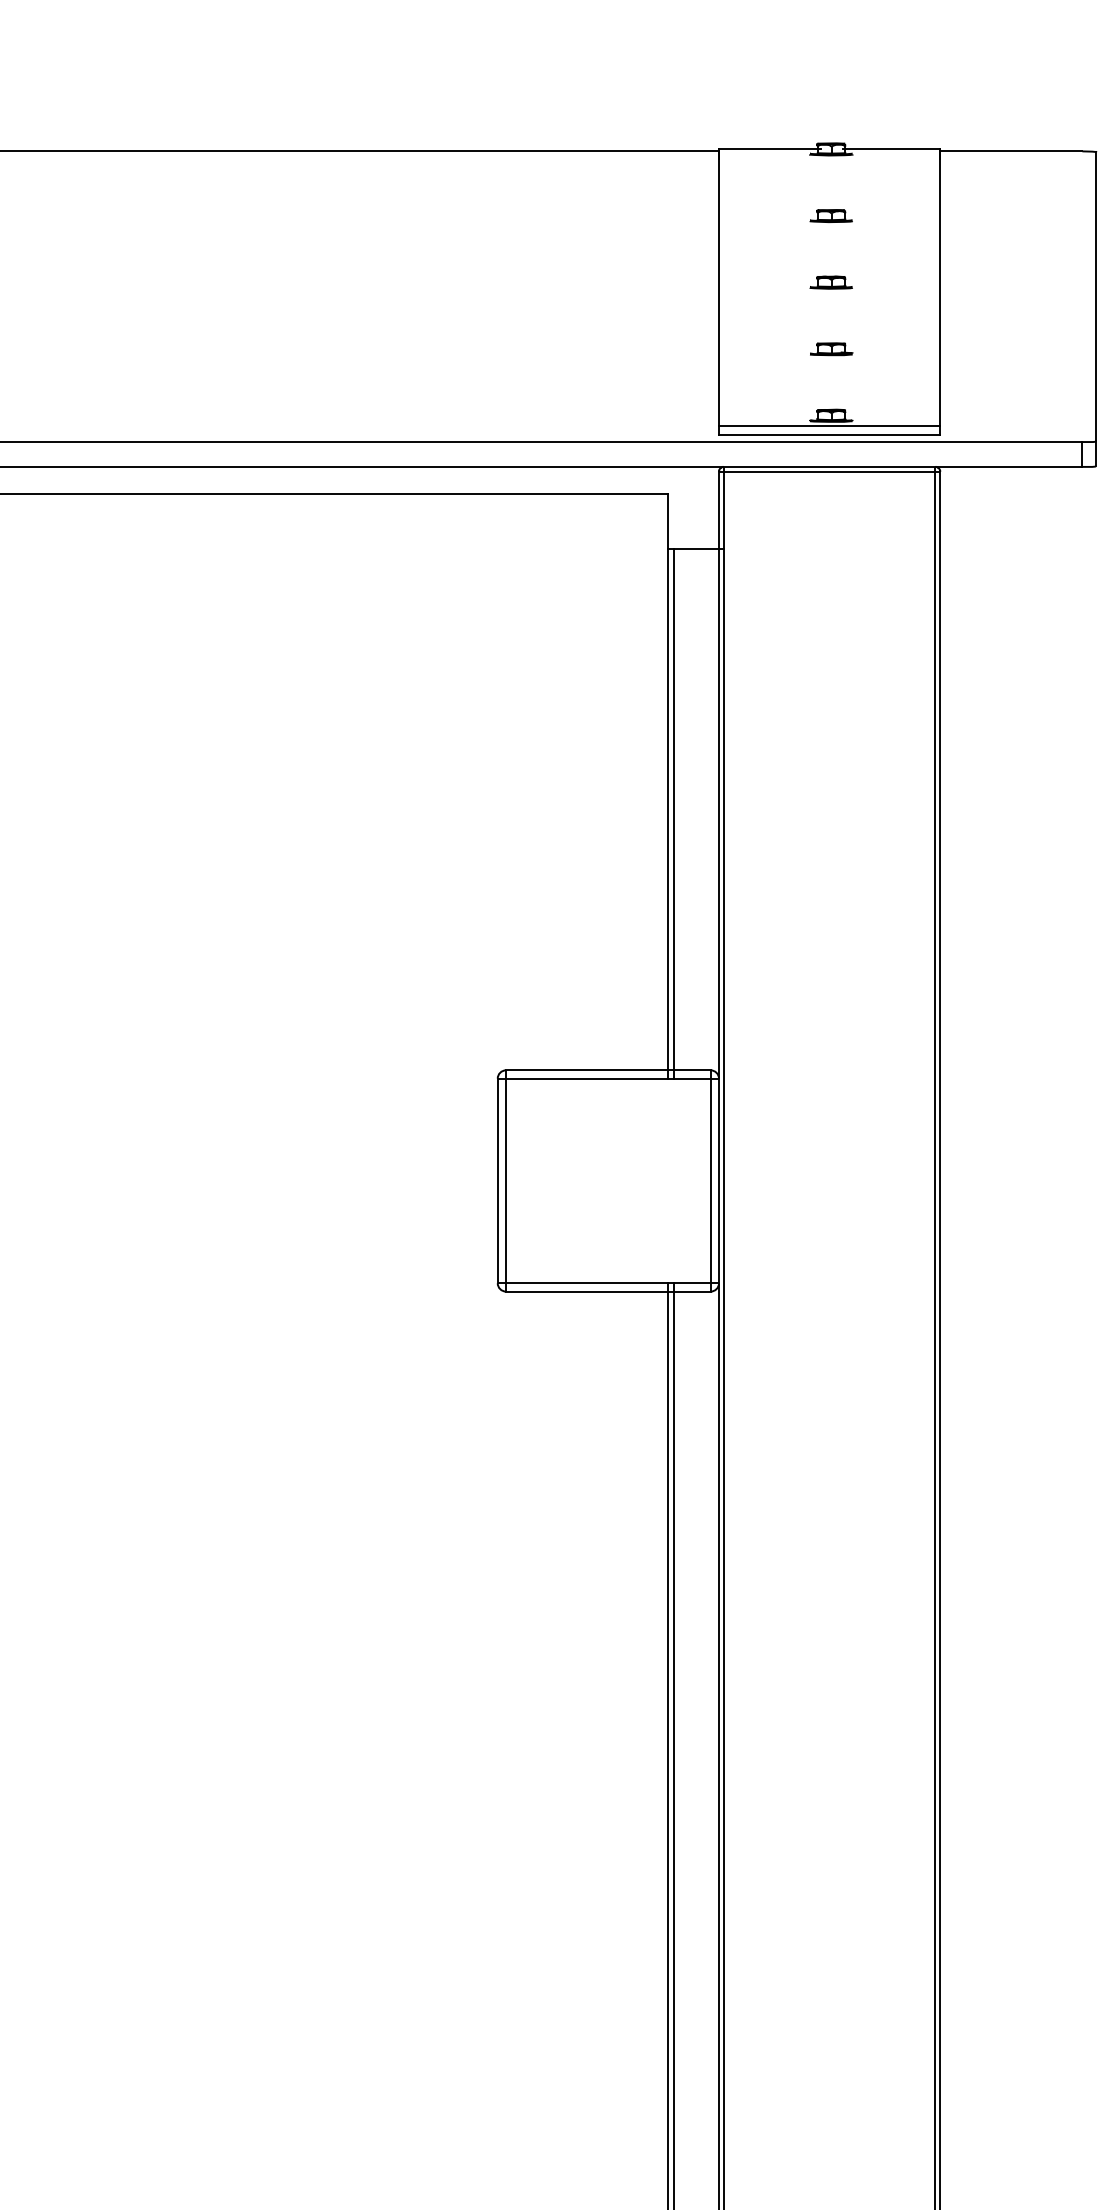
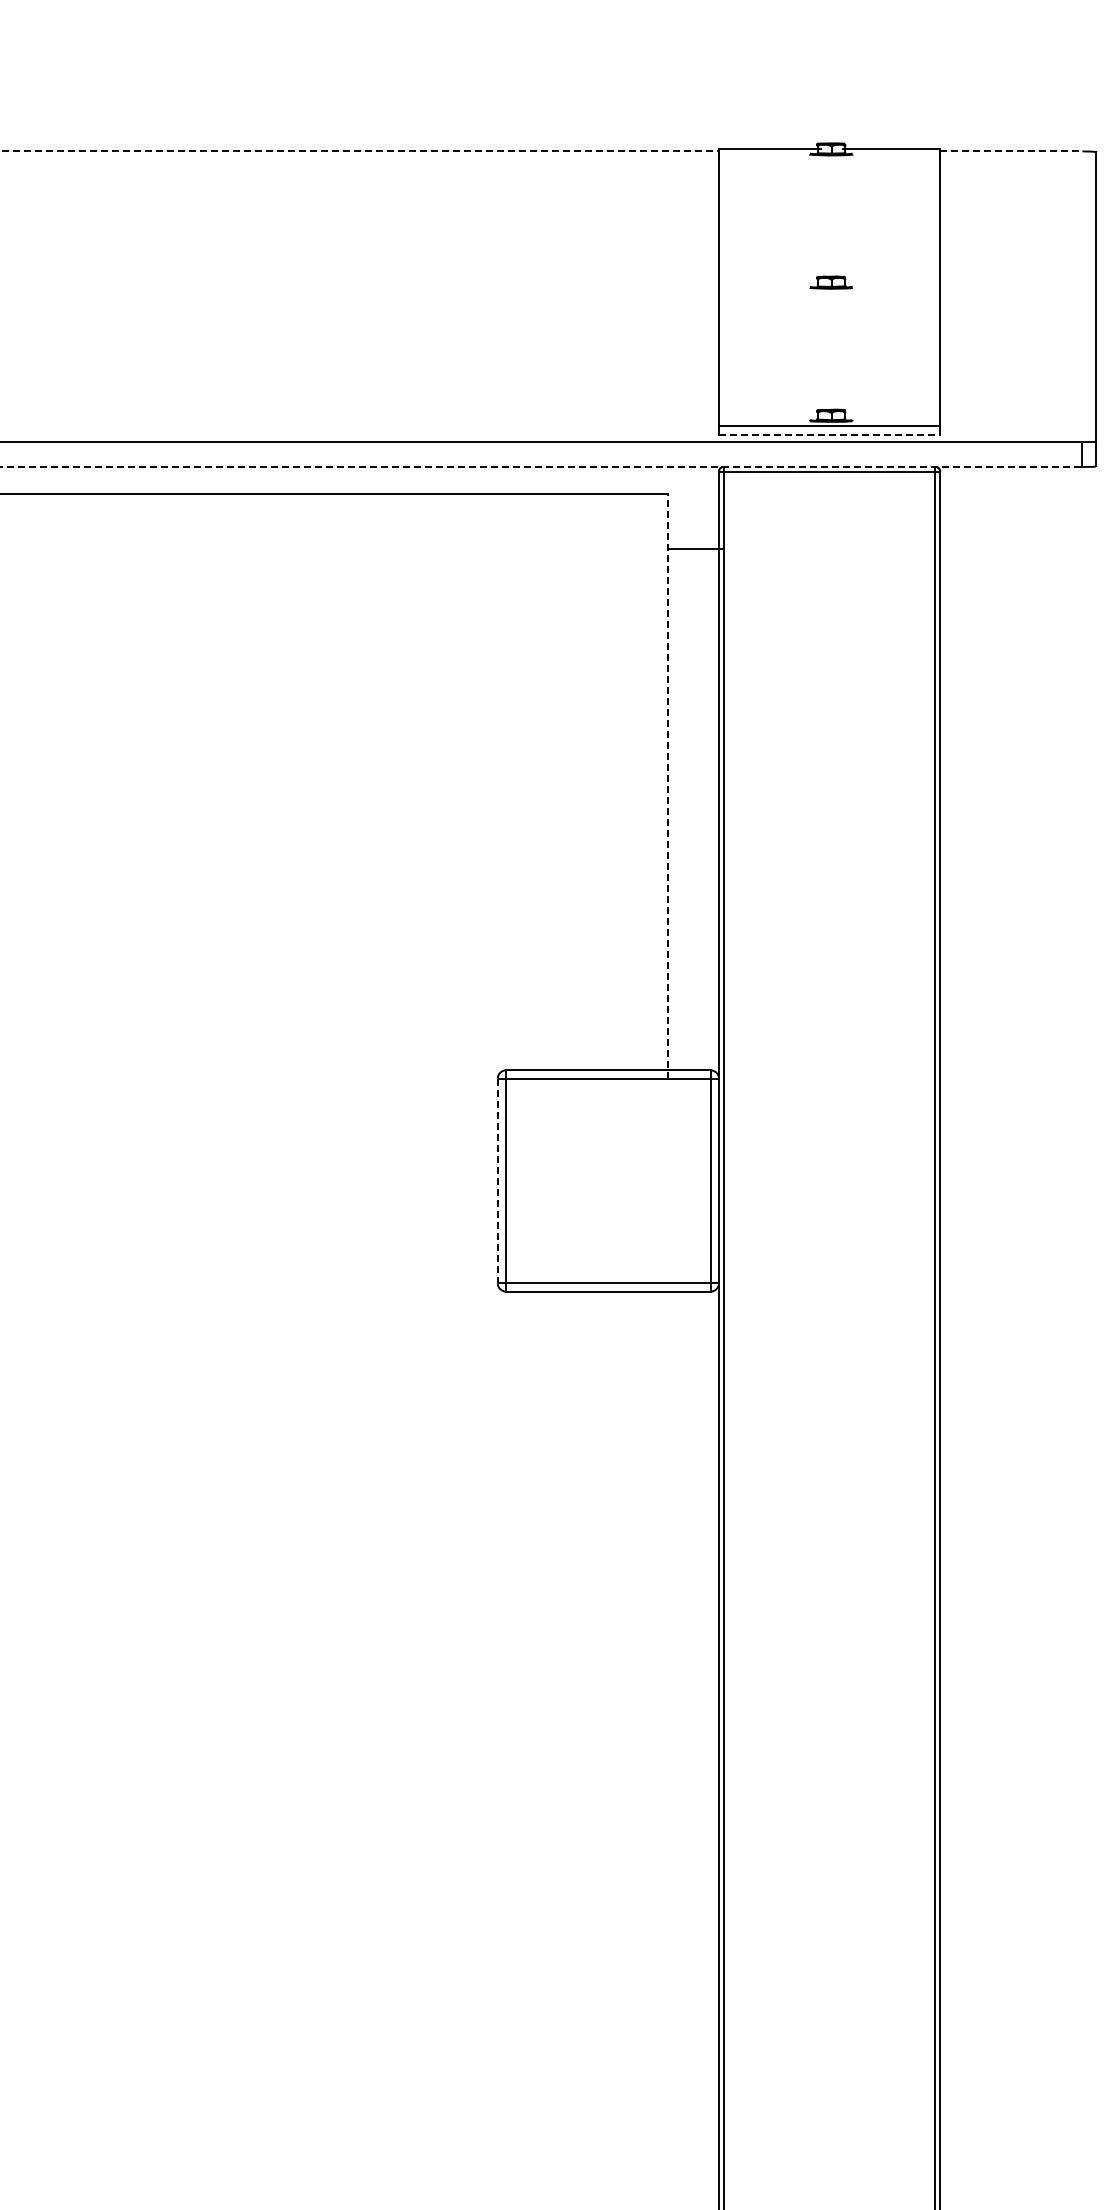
line: solid -> dashed (360, 151)
line: solid -> dashed (1011, 151)
part: present -> none (830, 215)
part: present -> none (831, 349)
line: solid -> dashed (829, 435)
line: solid -> dashed (541, 466)
line: solid -> dashed (667, 785)
line: present -> none (674, 813)
line: solid -> dashed (497, 1181)
line: present -> none (667, 1744)
line: present -> none (674, 1744)
